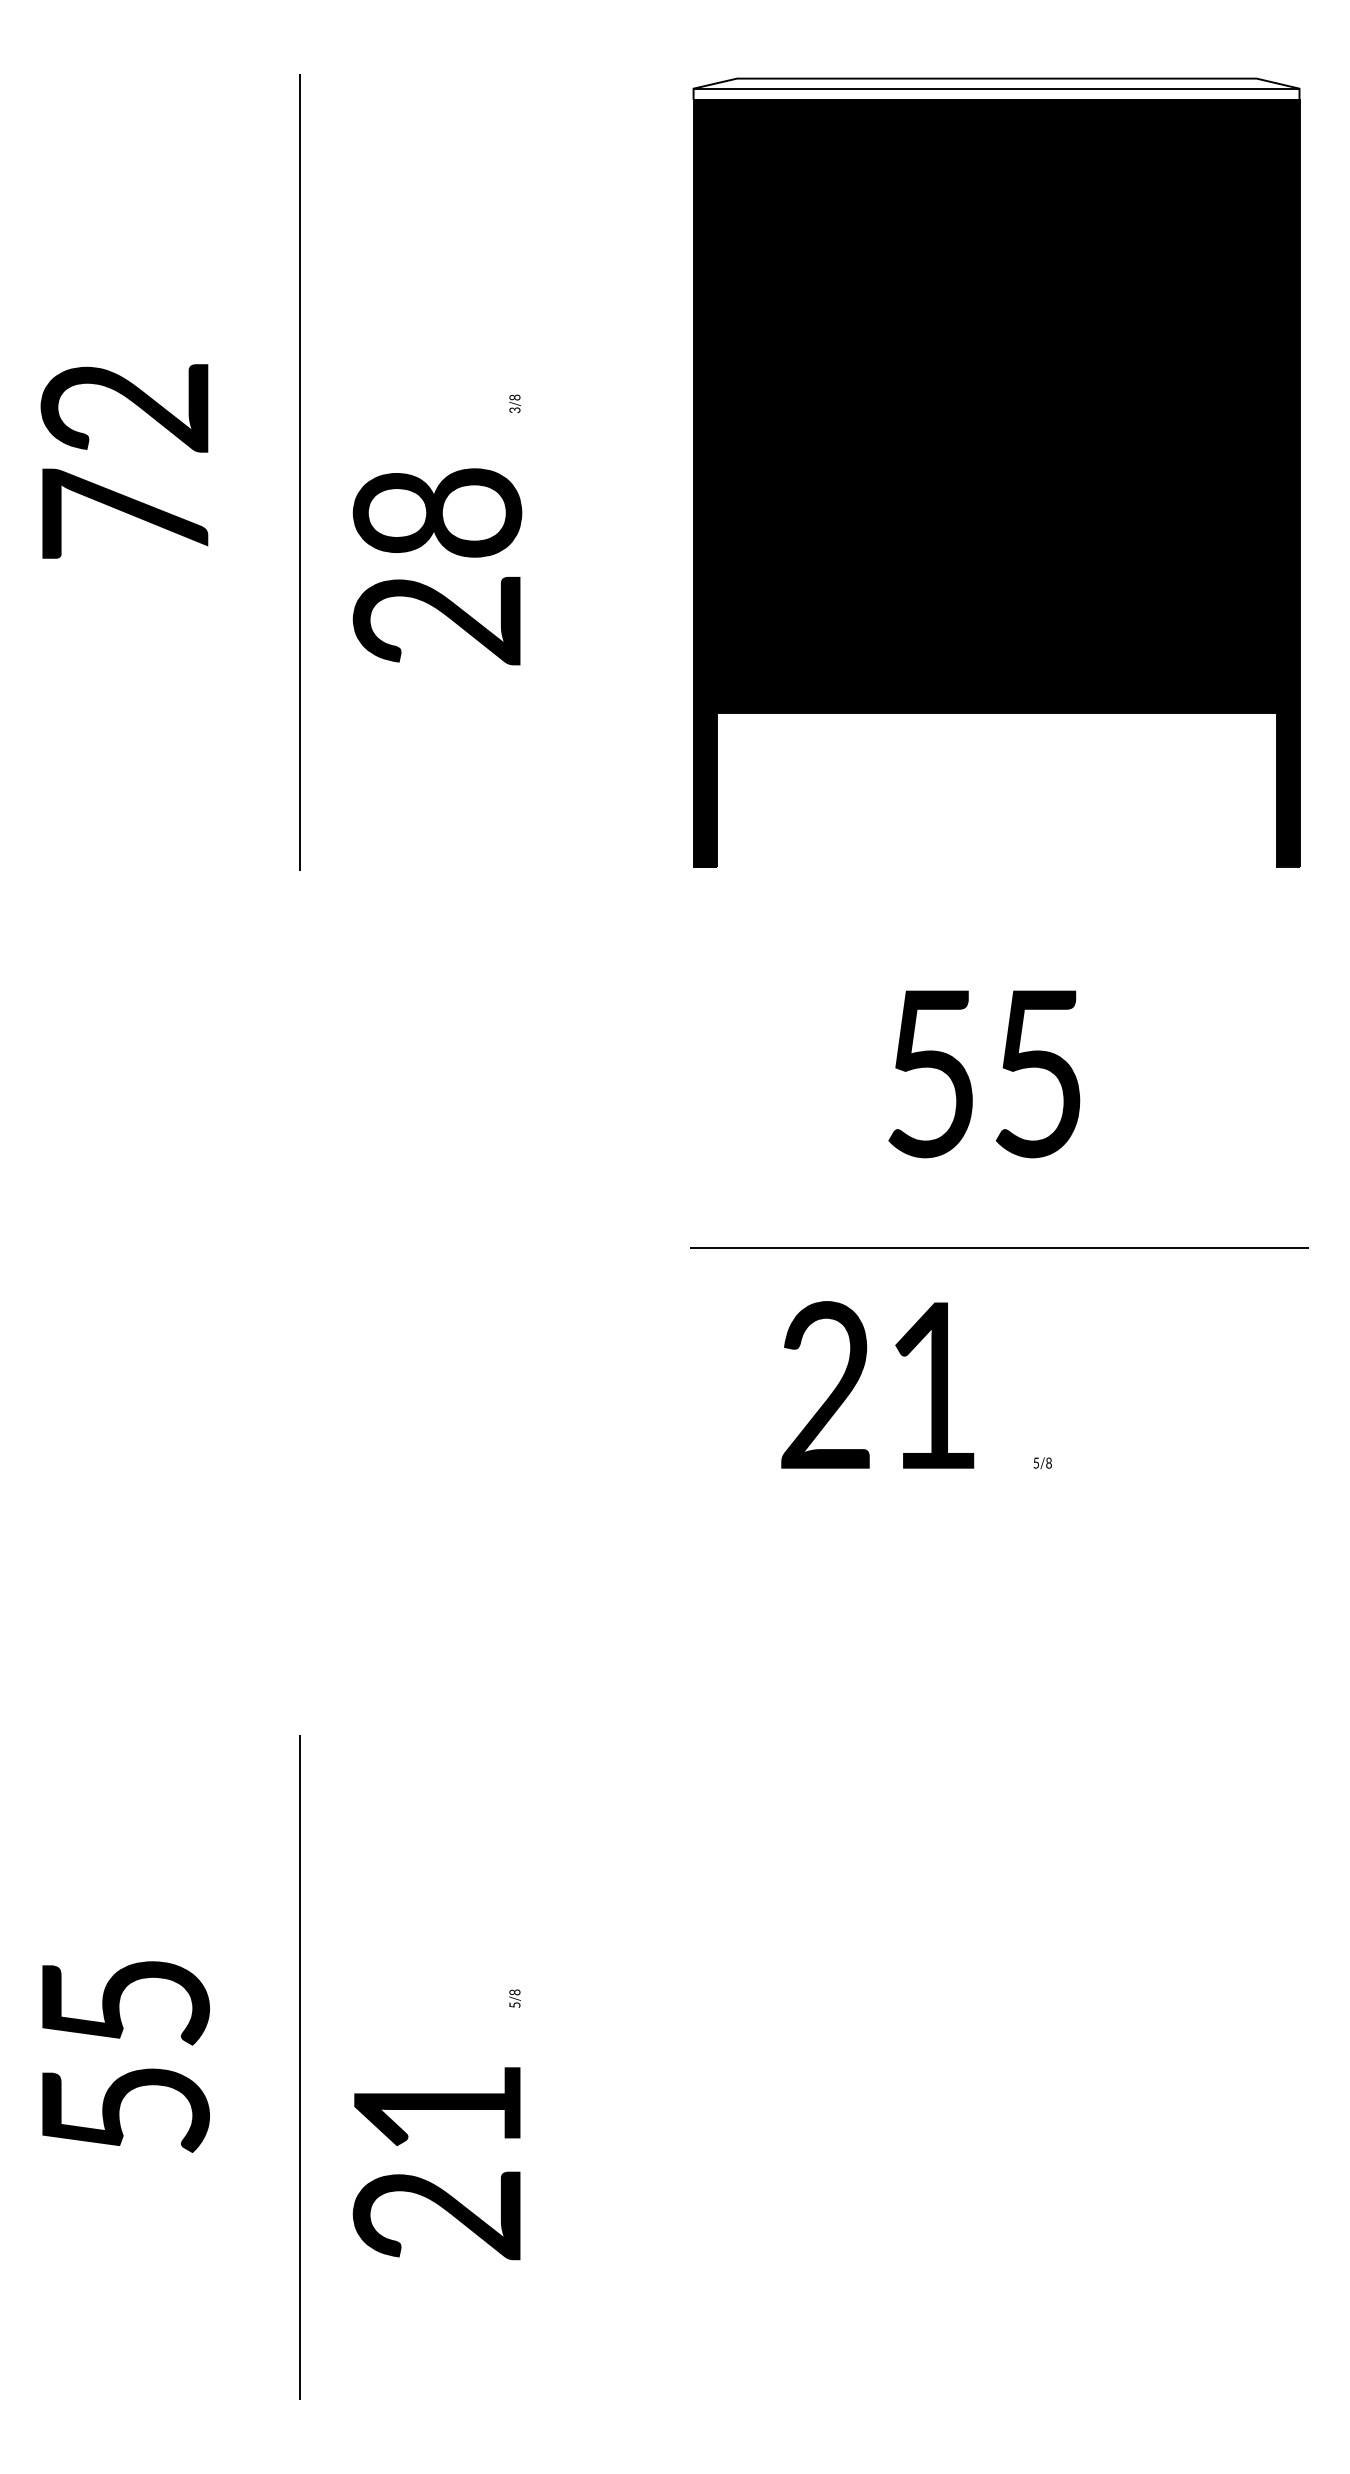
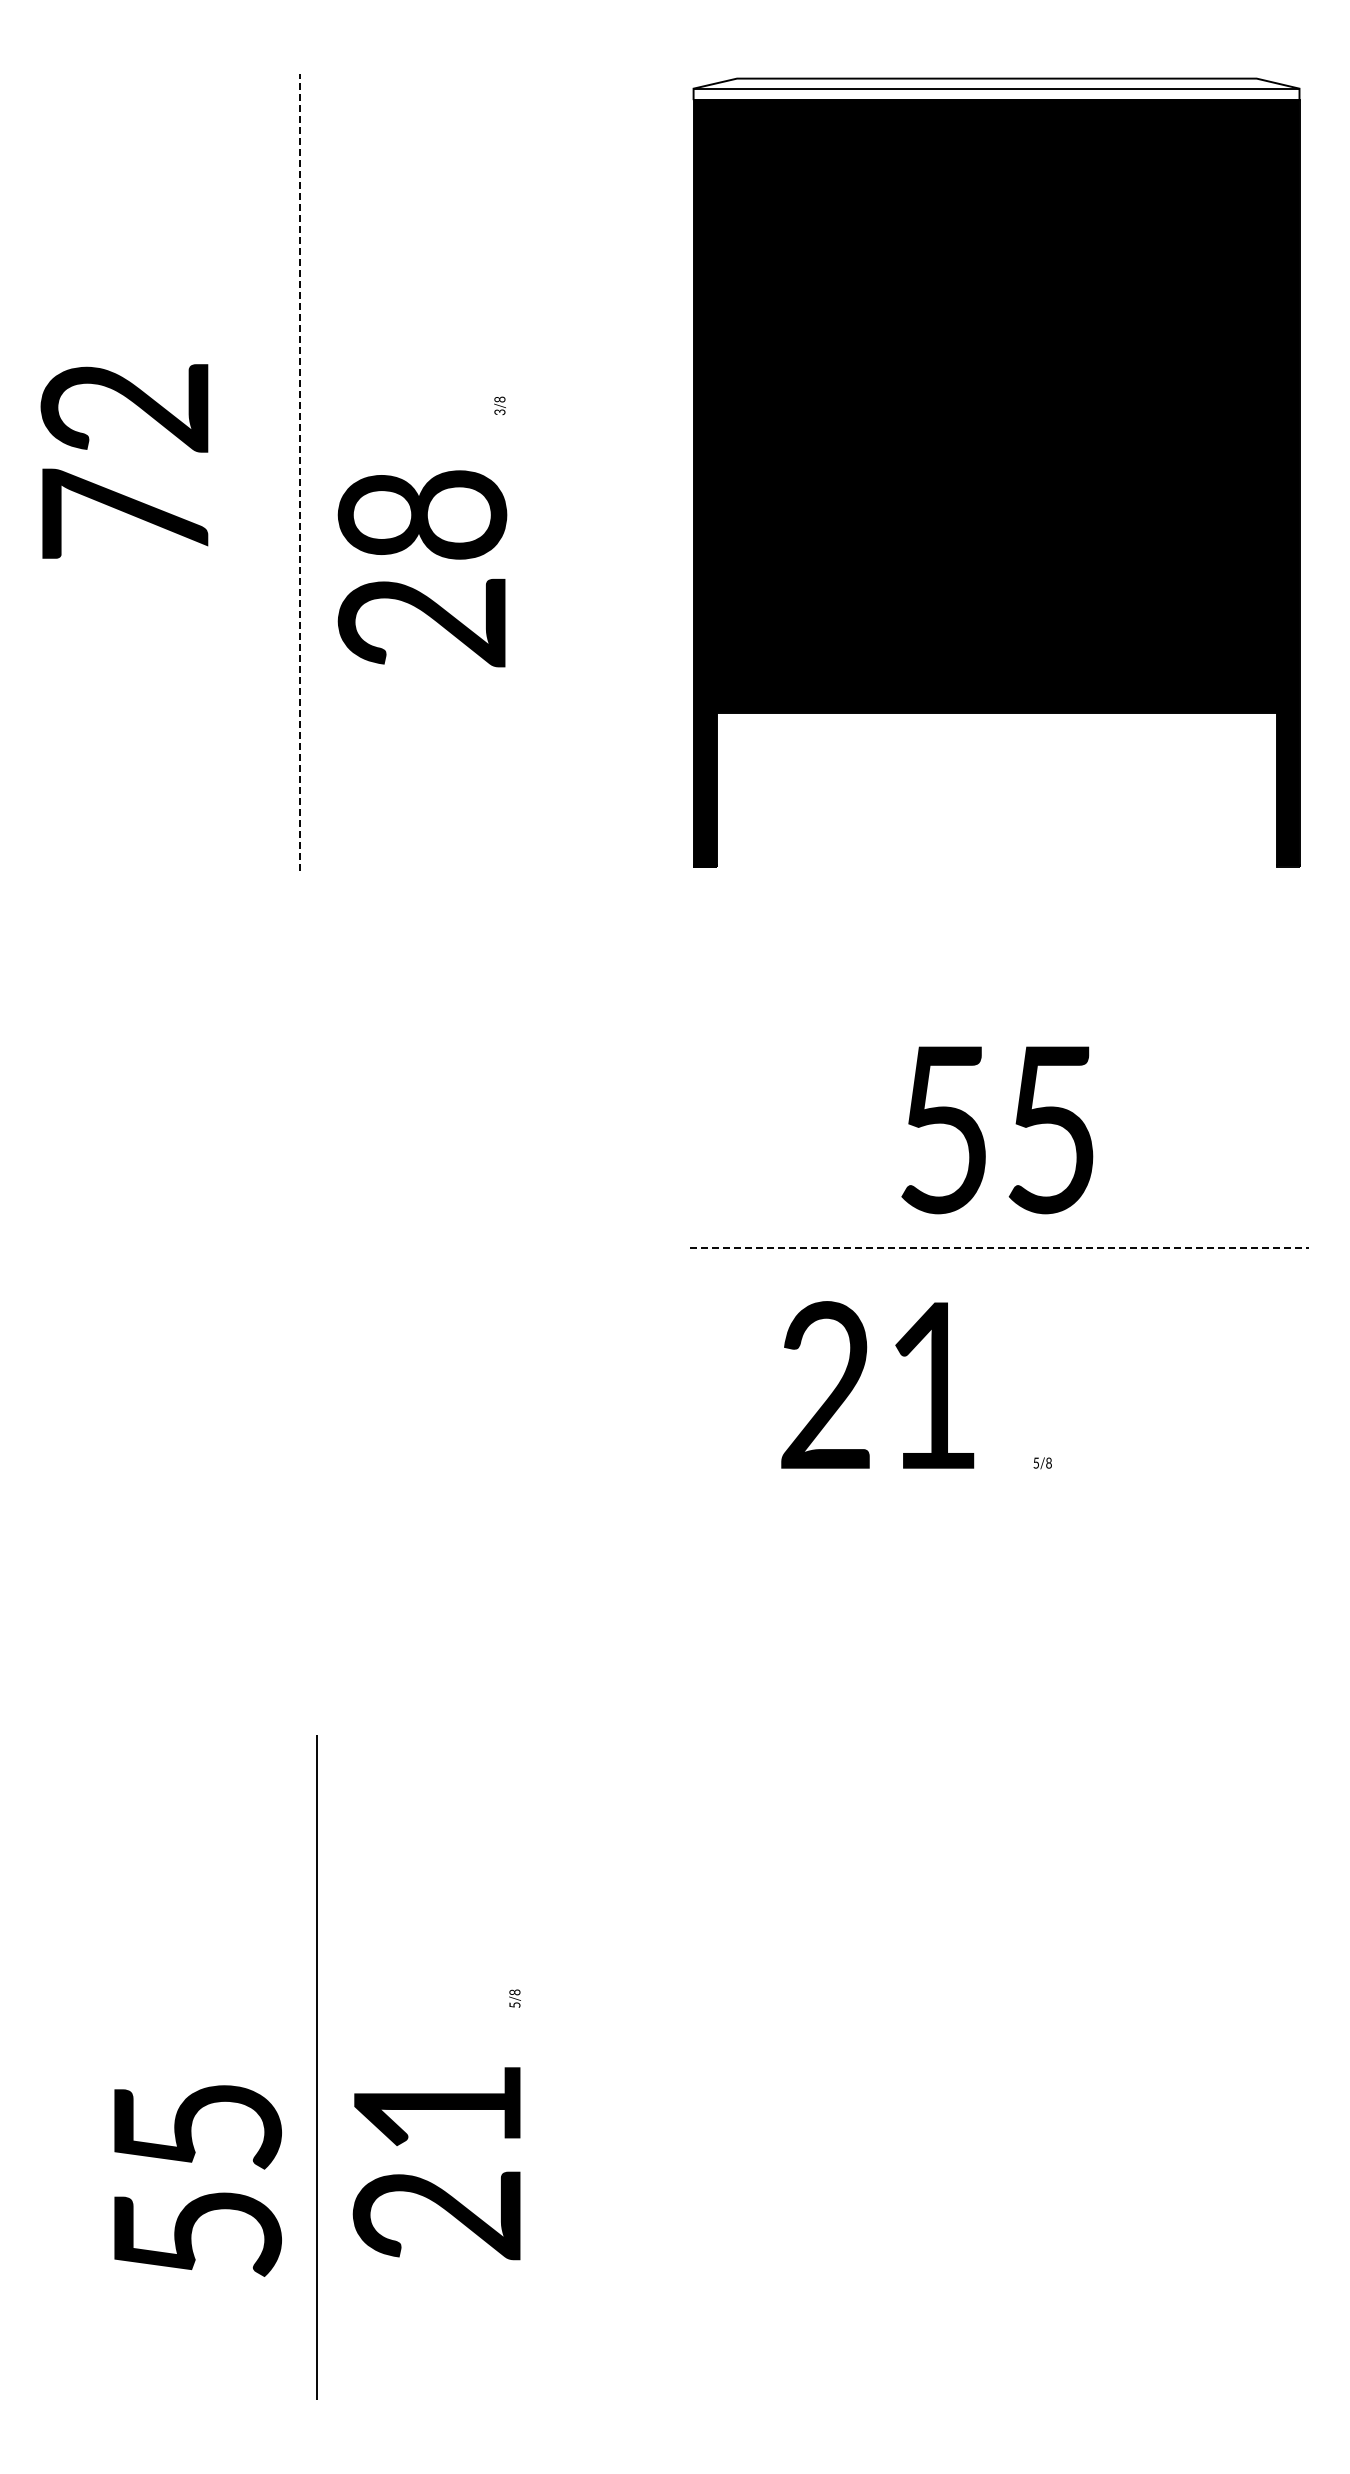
line: solid -> dashed (299, 472)
text position: (437, 529) -> (422, 531) (422, 531)
text position: (984, 1074) -> (997, 1130) (997, 1130)
line: solid -> dashed (999, 1248)
text position: (125, 2056) -> (197, 2180) (197, 2180)
line position: (299, 2067) -> (316, 2067) (316, 2067)
